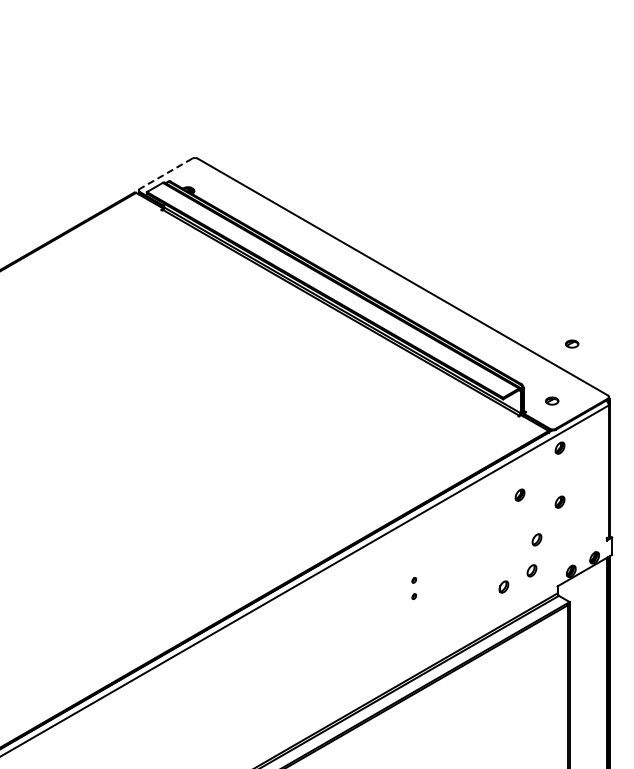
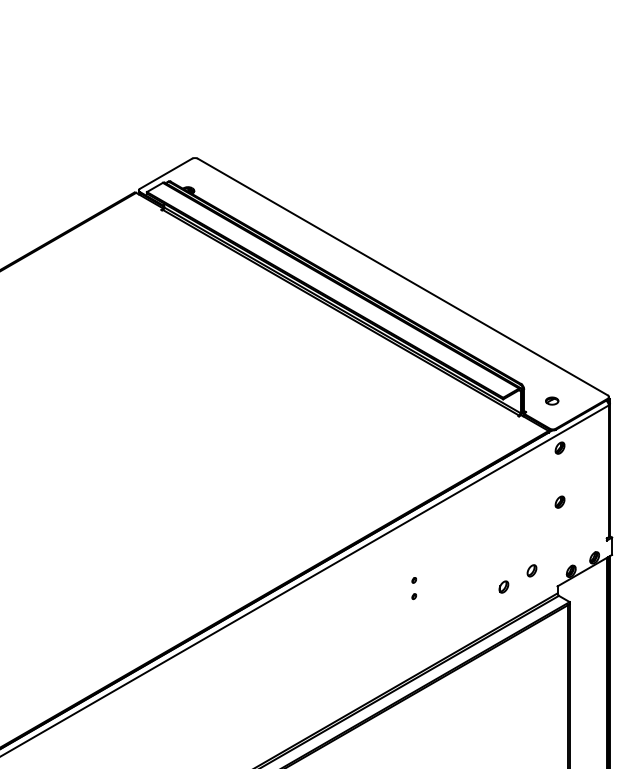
line: dashed -> solid (165, 174)
part: present -> none (572, 343)
part: present -> none (519, 494)
part: present -> none (536, 539)
